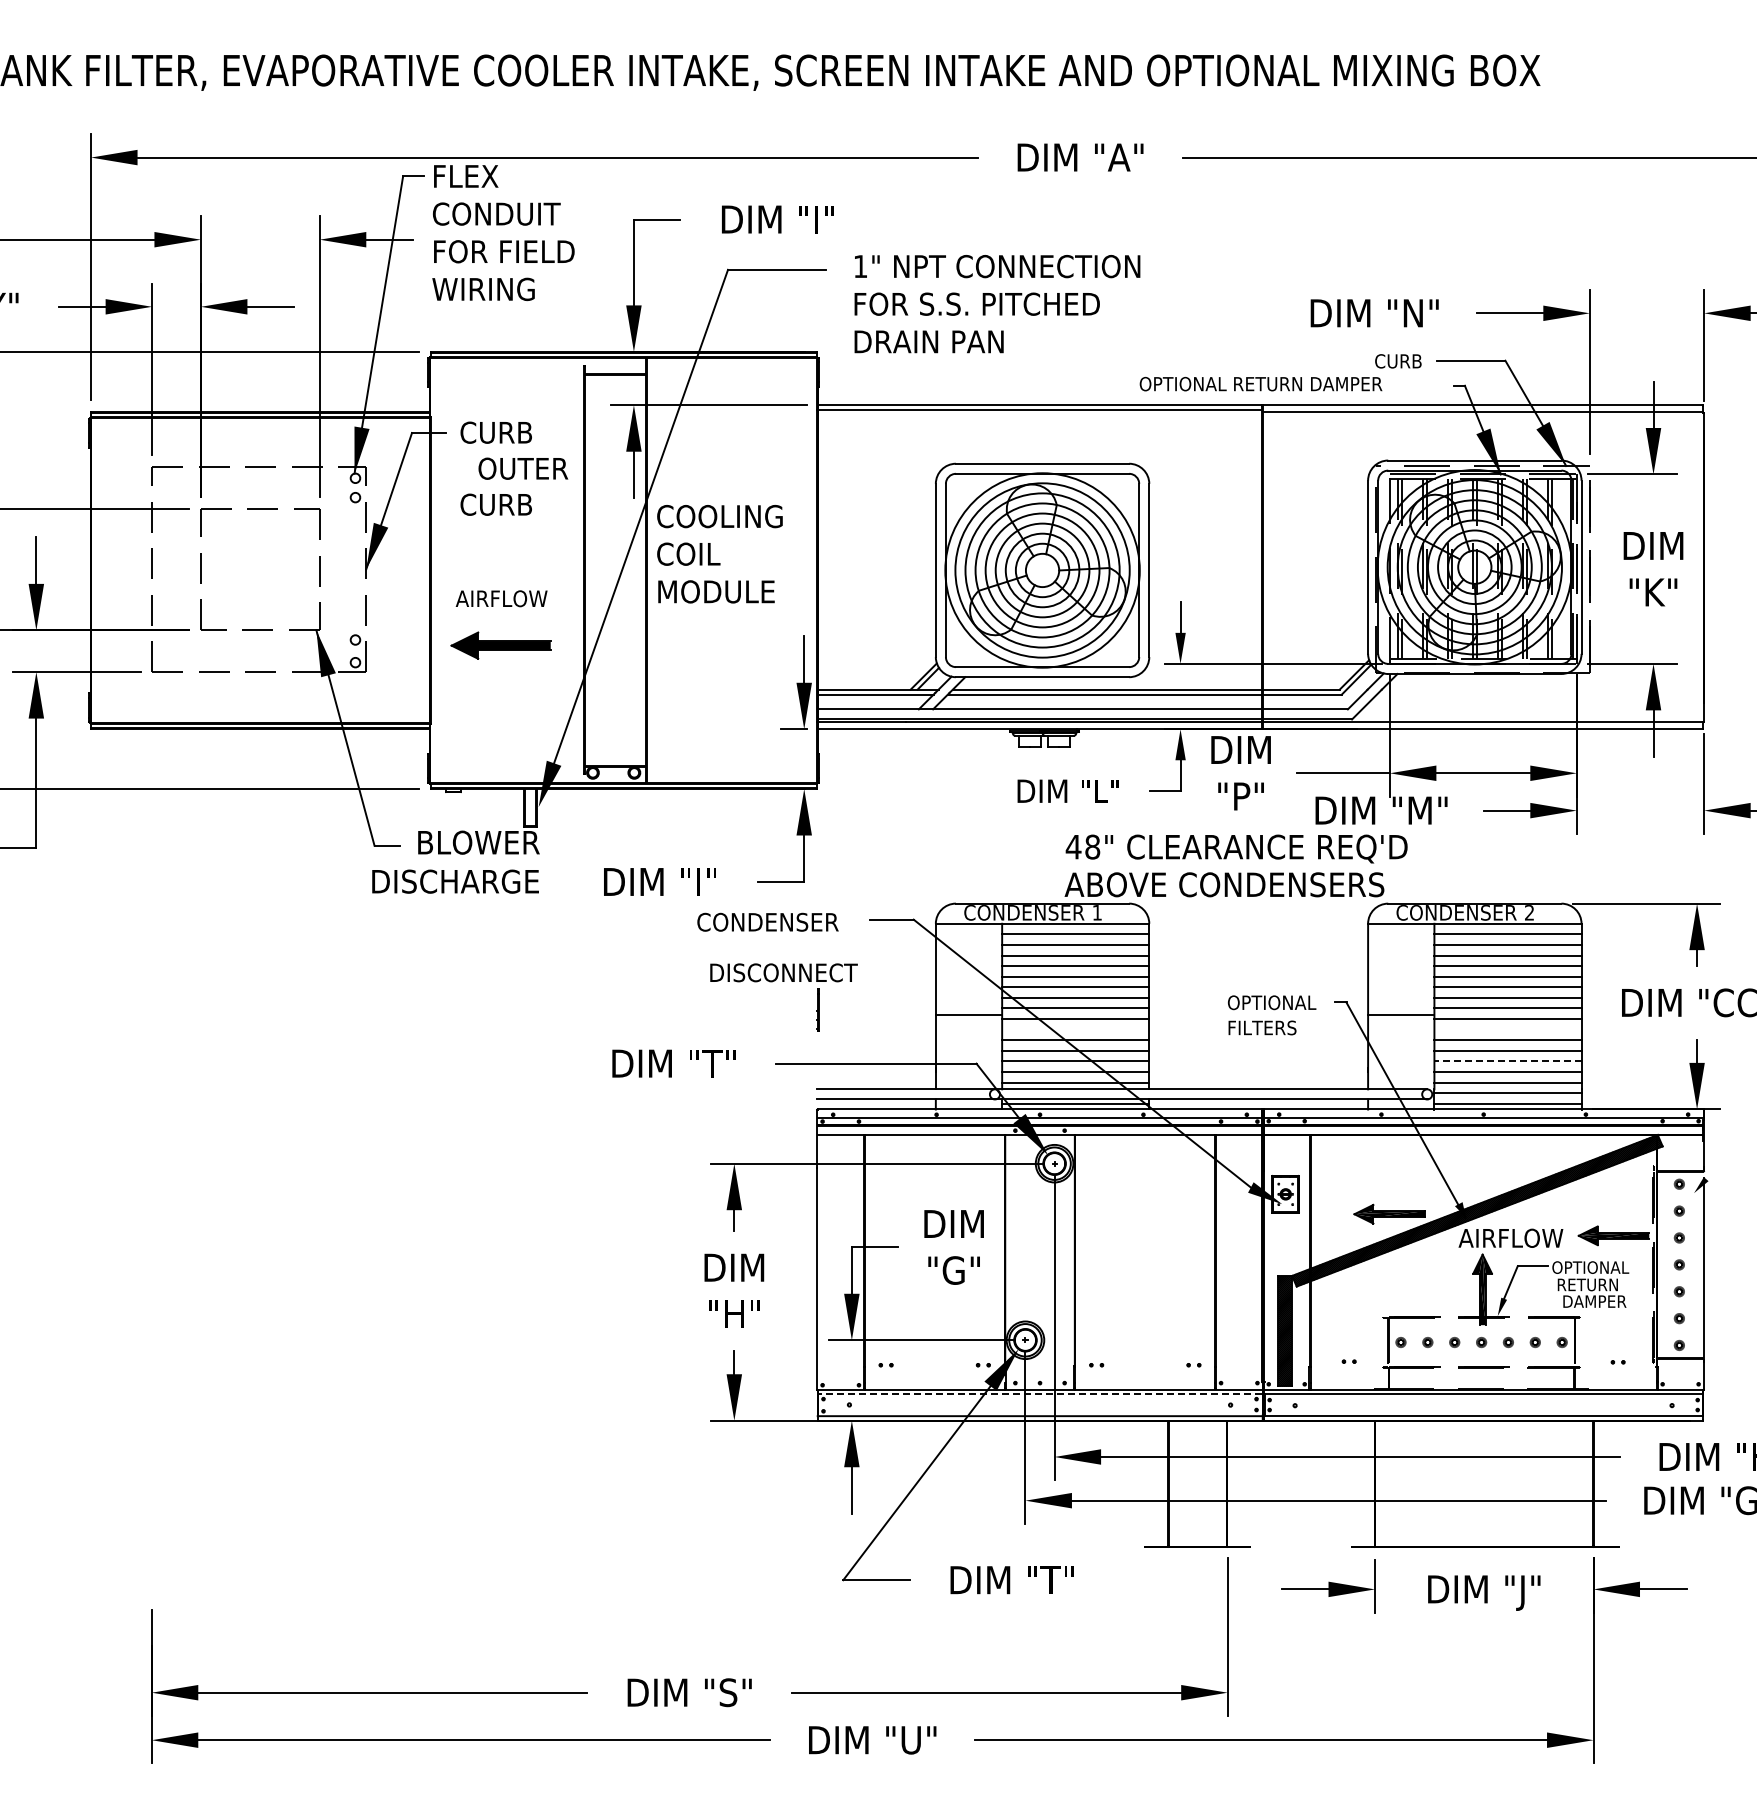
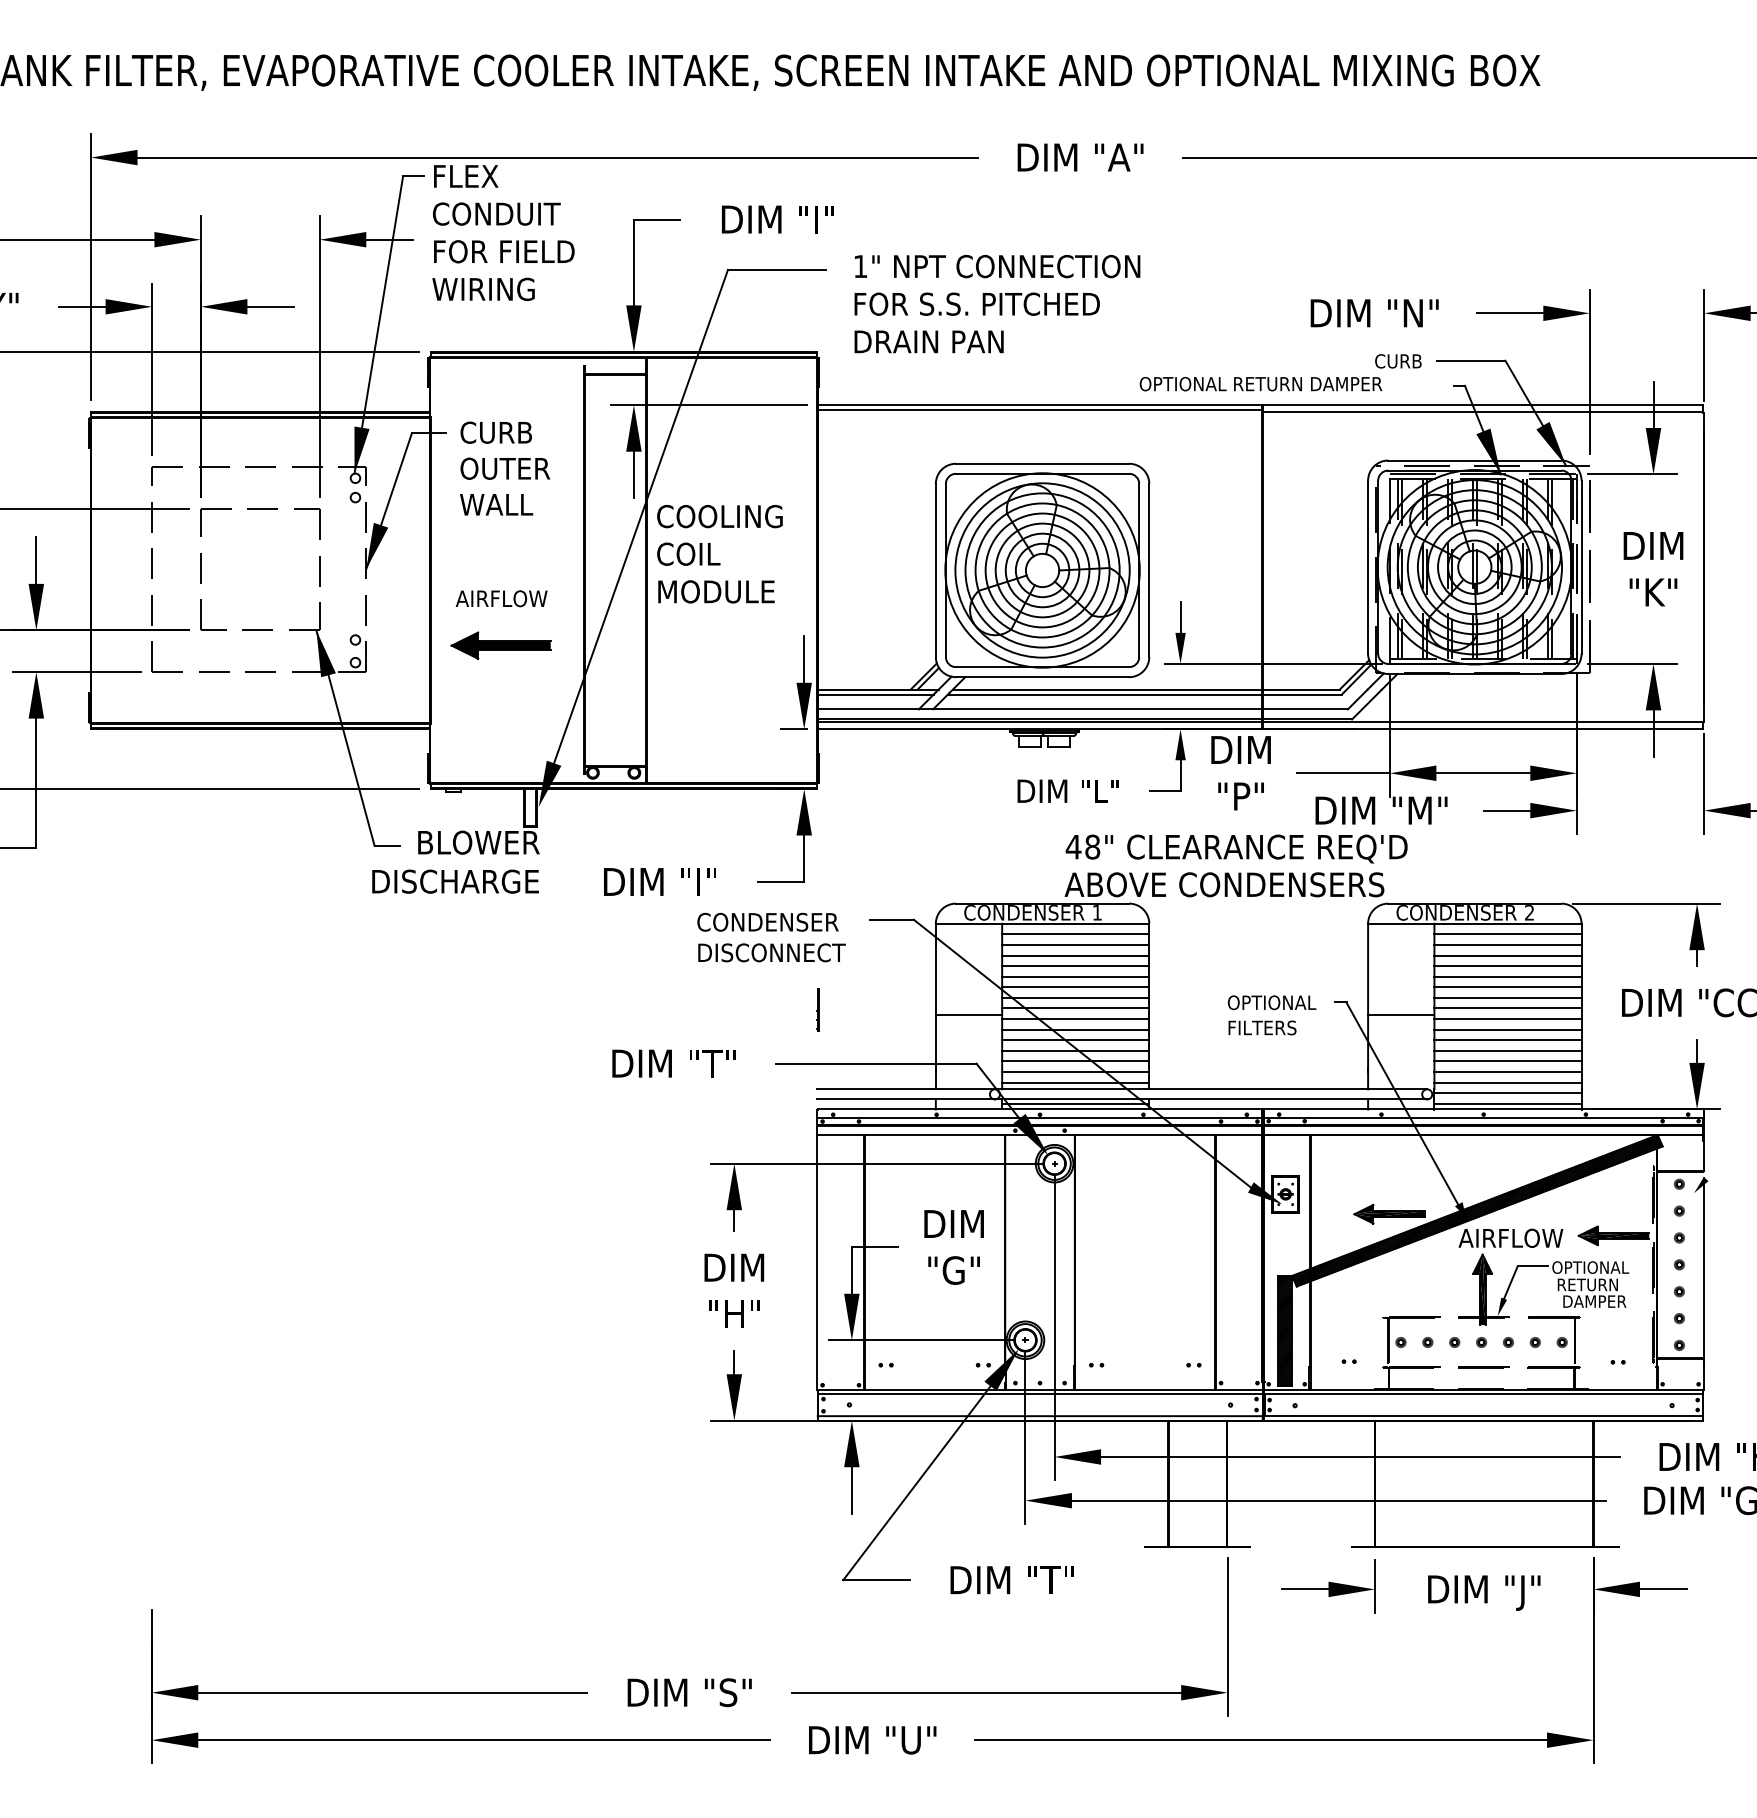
text position: (523, 468) -> (505, 468) (505, 468)
text: CURB -> WALL (496, 504)
text position: (783, 972) -> (771, 952) (771, 952)
line: none -> present (1075, 1029)
line: none -> present (1507, 1029)
line: dashed -> solid (1507, 1061)
line: dashed -> solid (1039, 1394)
